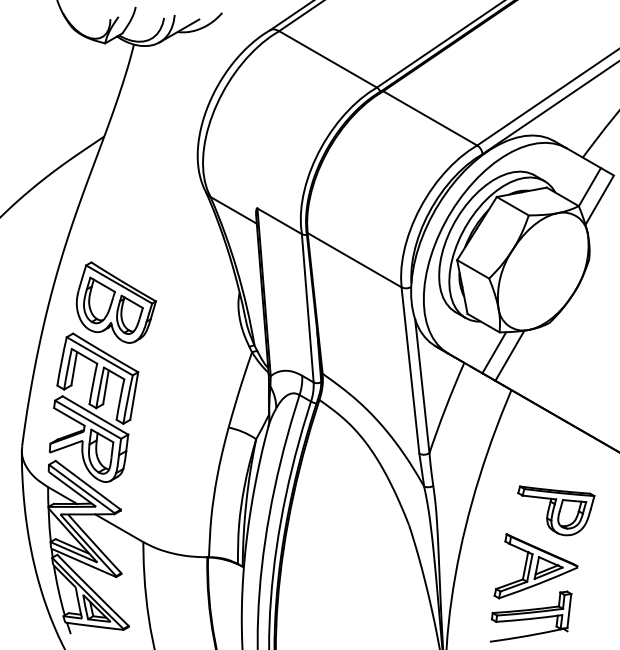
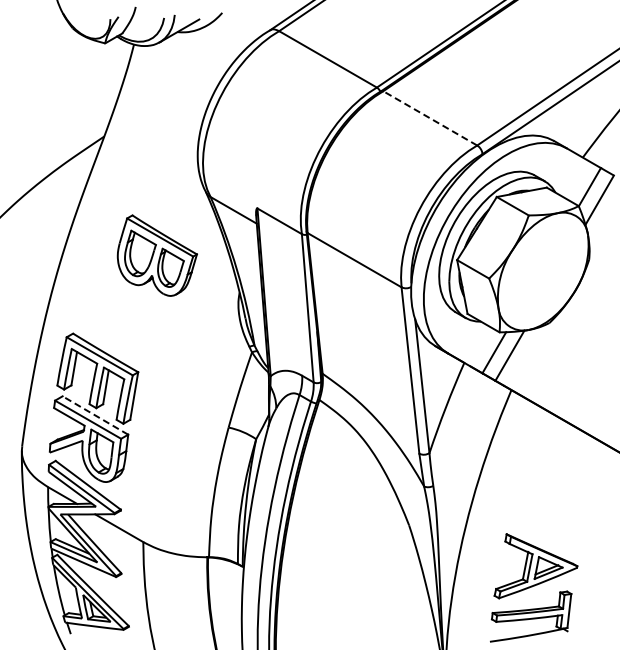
line: solid -> dashed (429, 118)
part position: (115, 302) -> (156, 255) (156, 255)
line: solid -> dashed (95, 415)
part: present -> none (556, 510)
